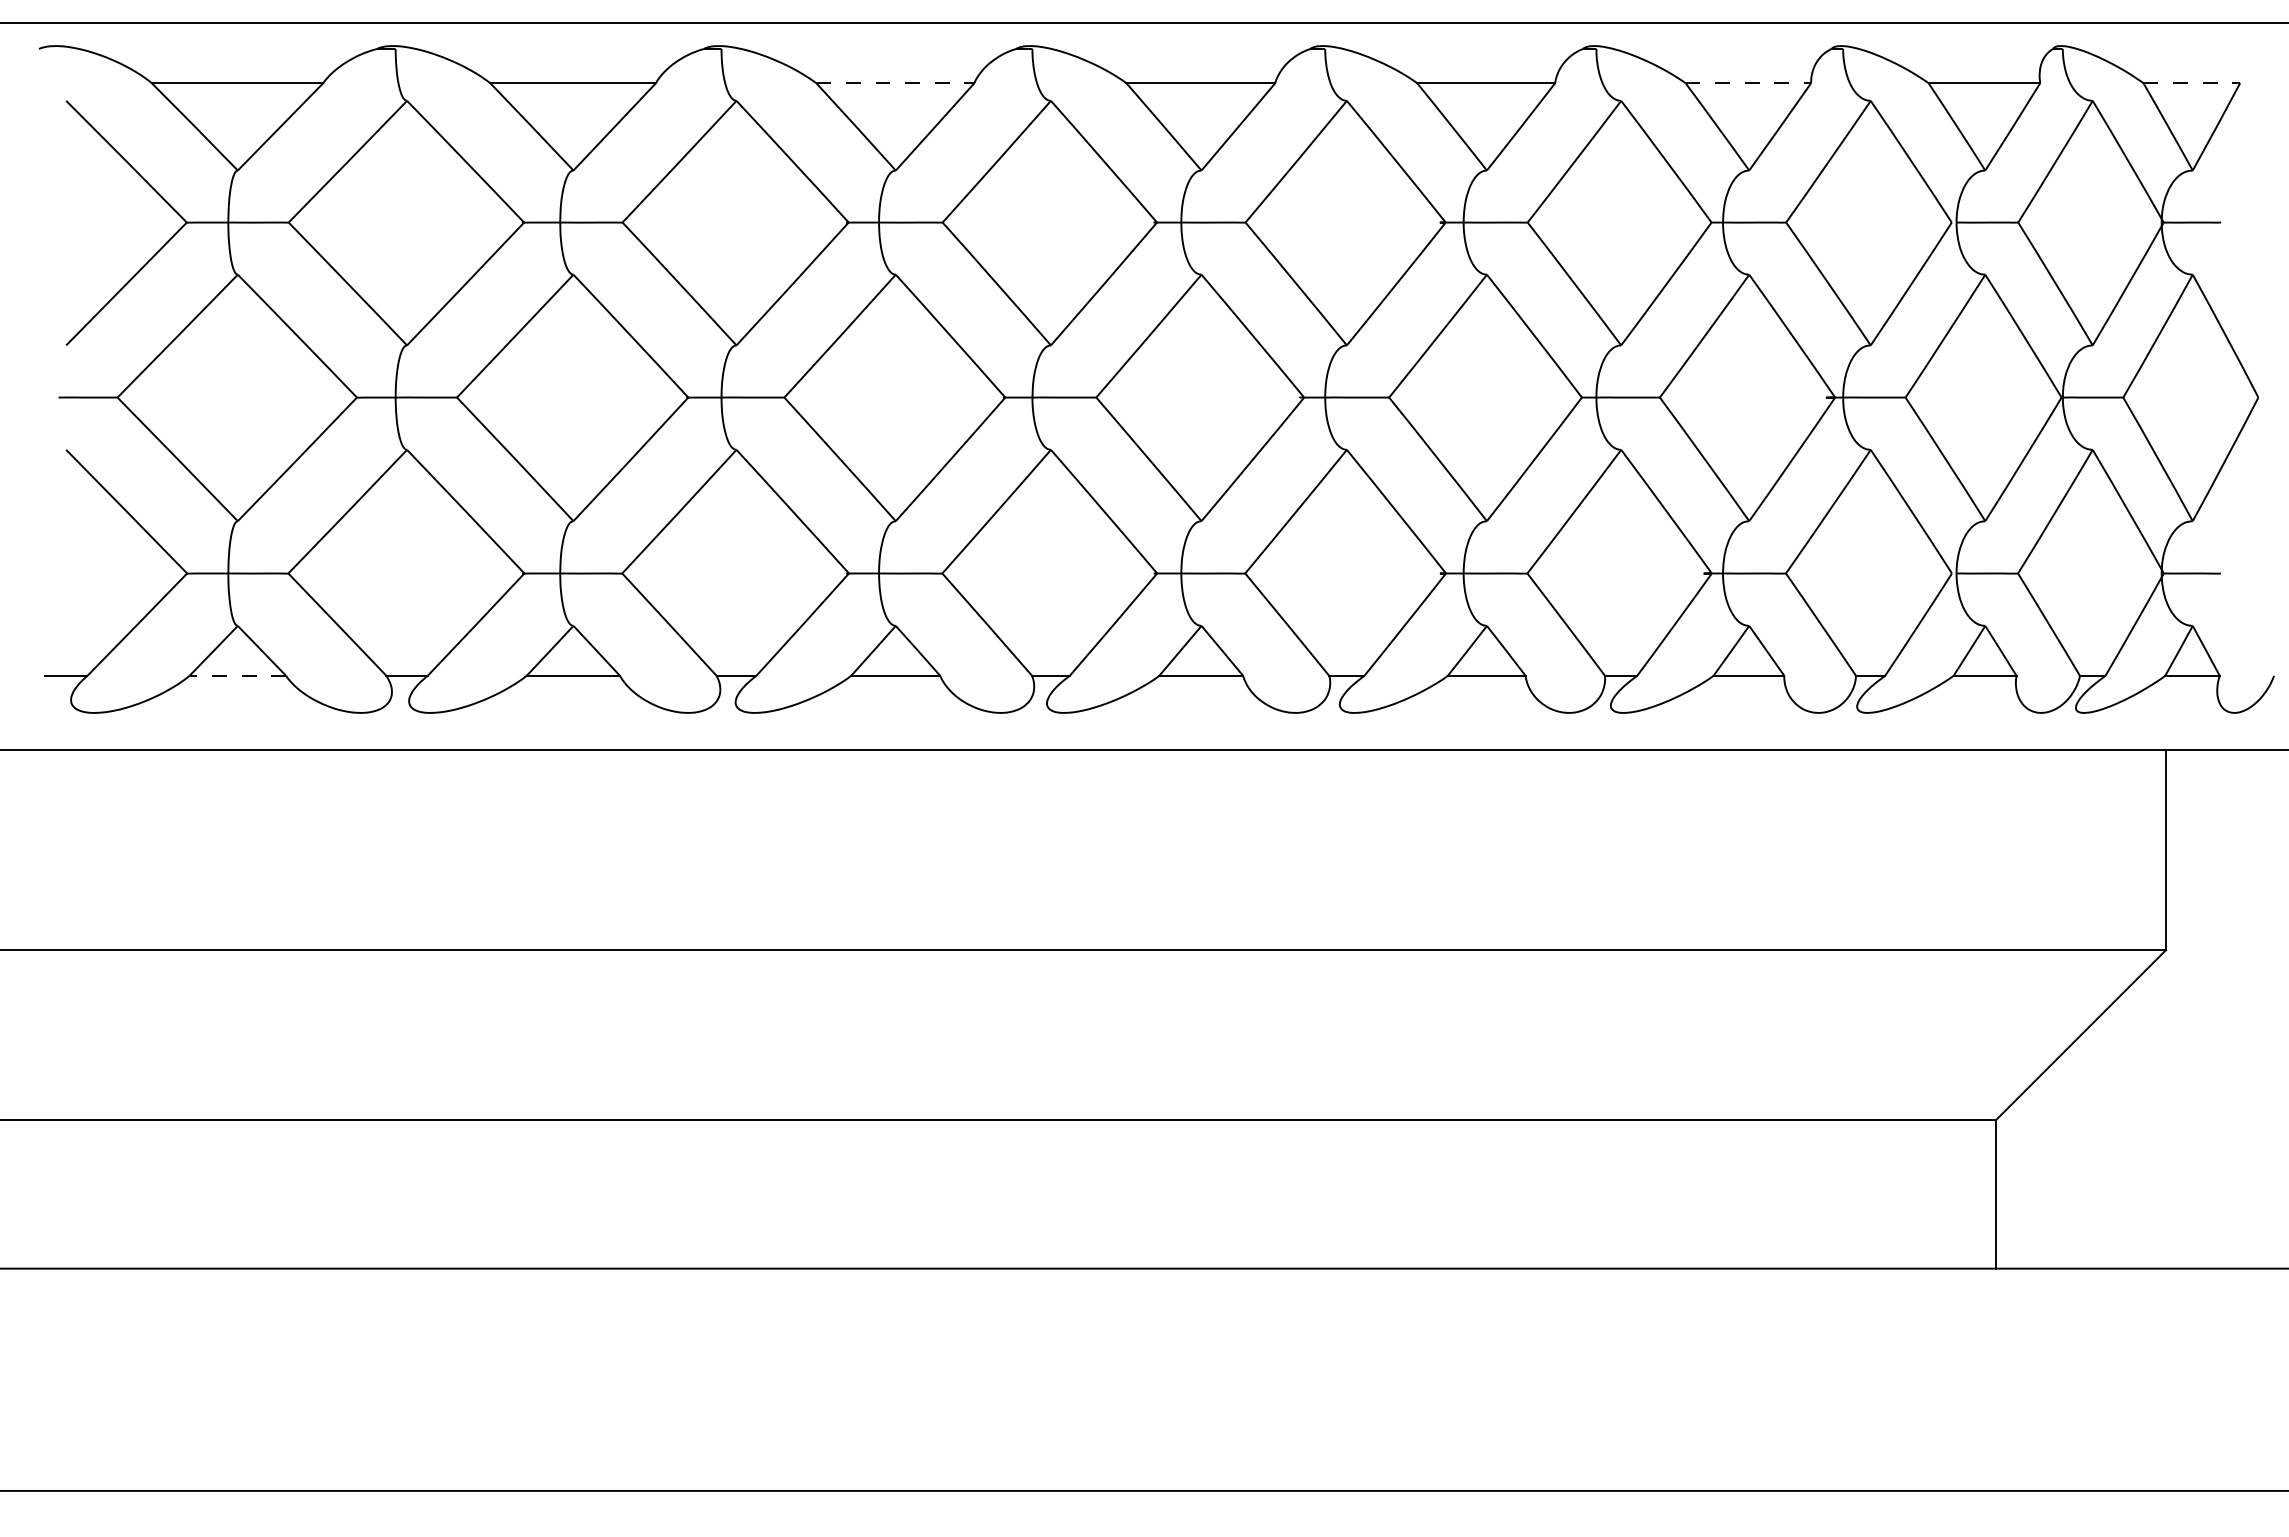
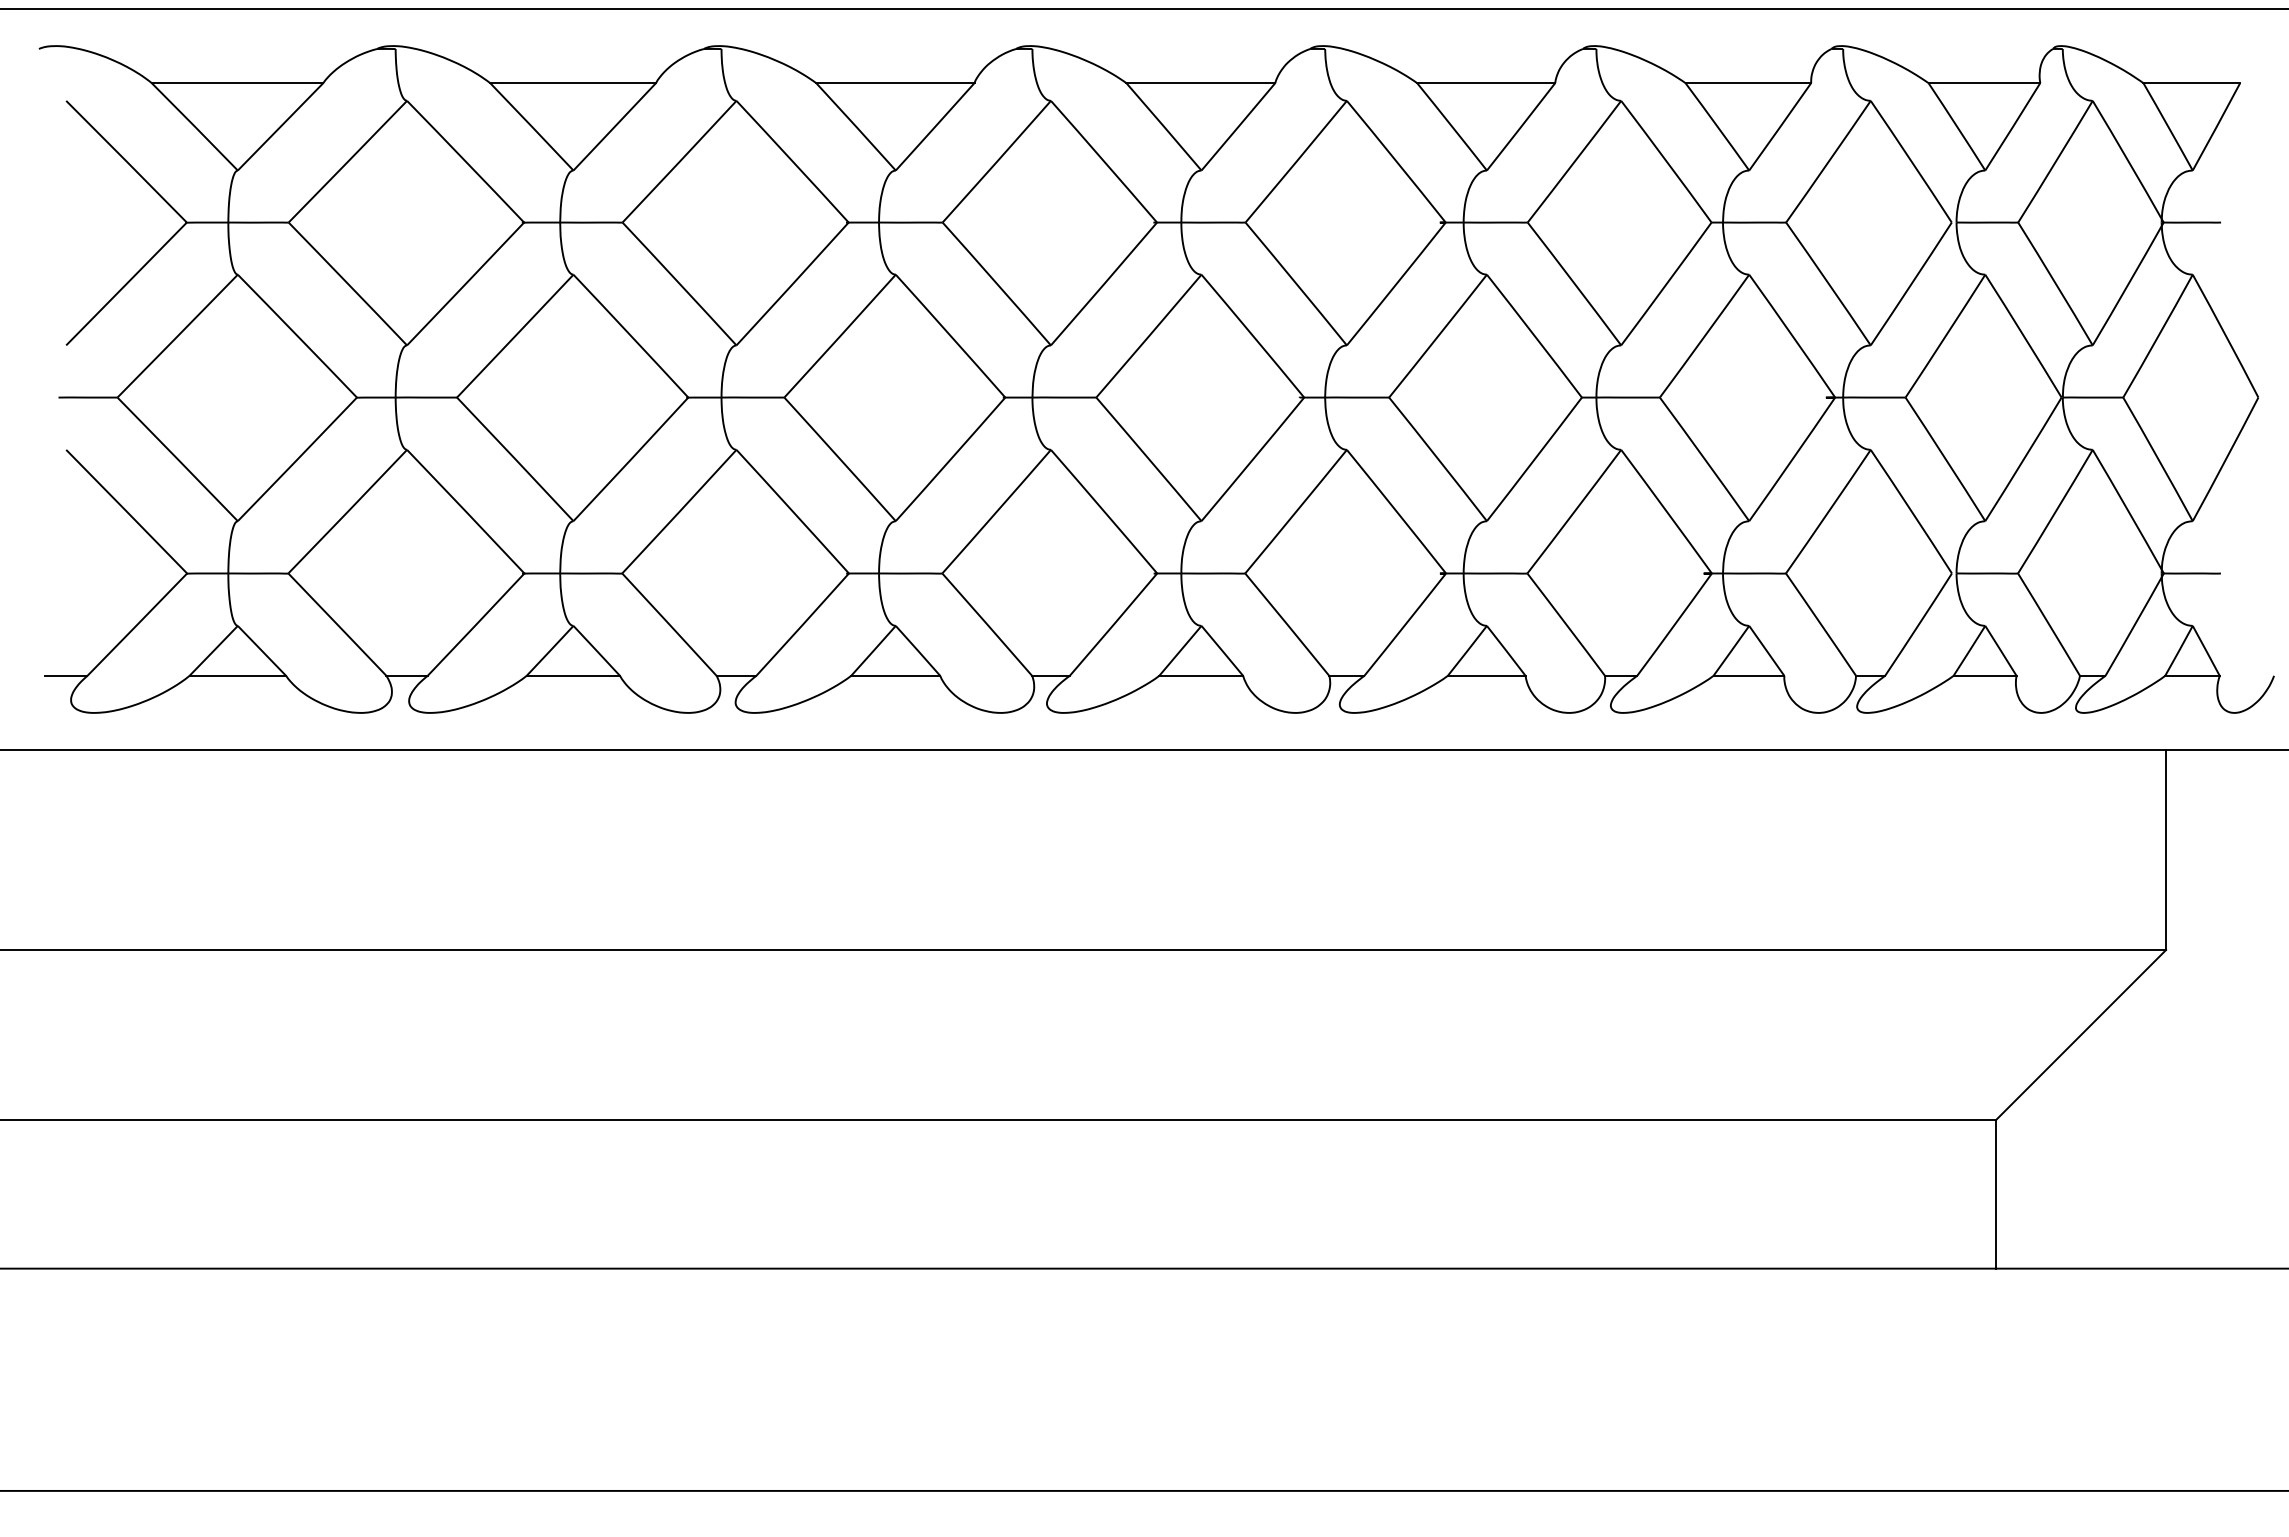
line position: (1143, 23) -> (1143, 9) (1143, 9)
line: dashed -> solid (895, 83)
line: dashed -> solid (1748, 83)
line: dashed -> solid (2192, 83)
line: dashed -> solid (237, 675)
